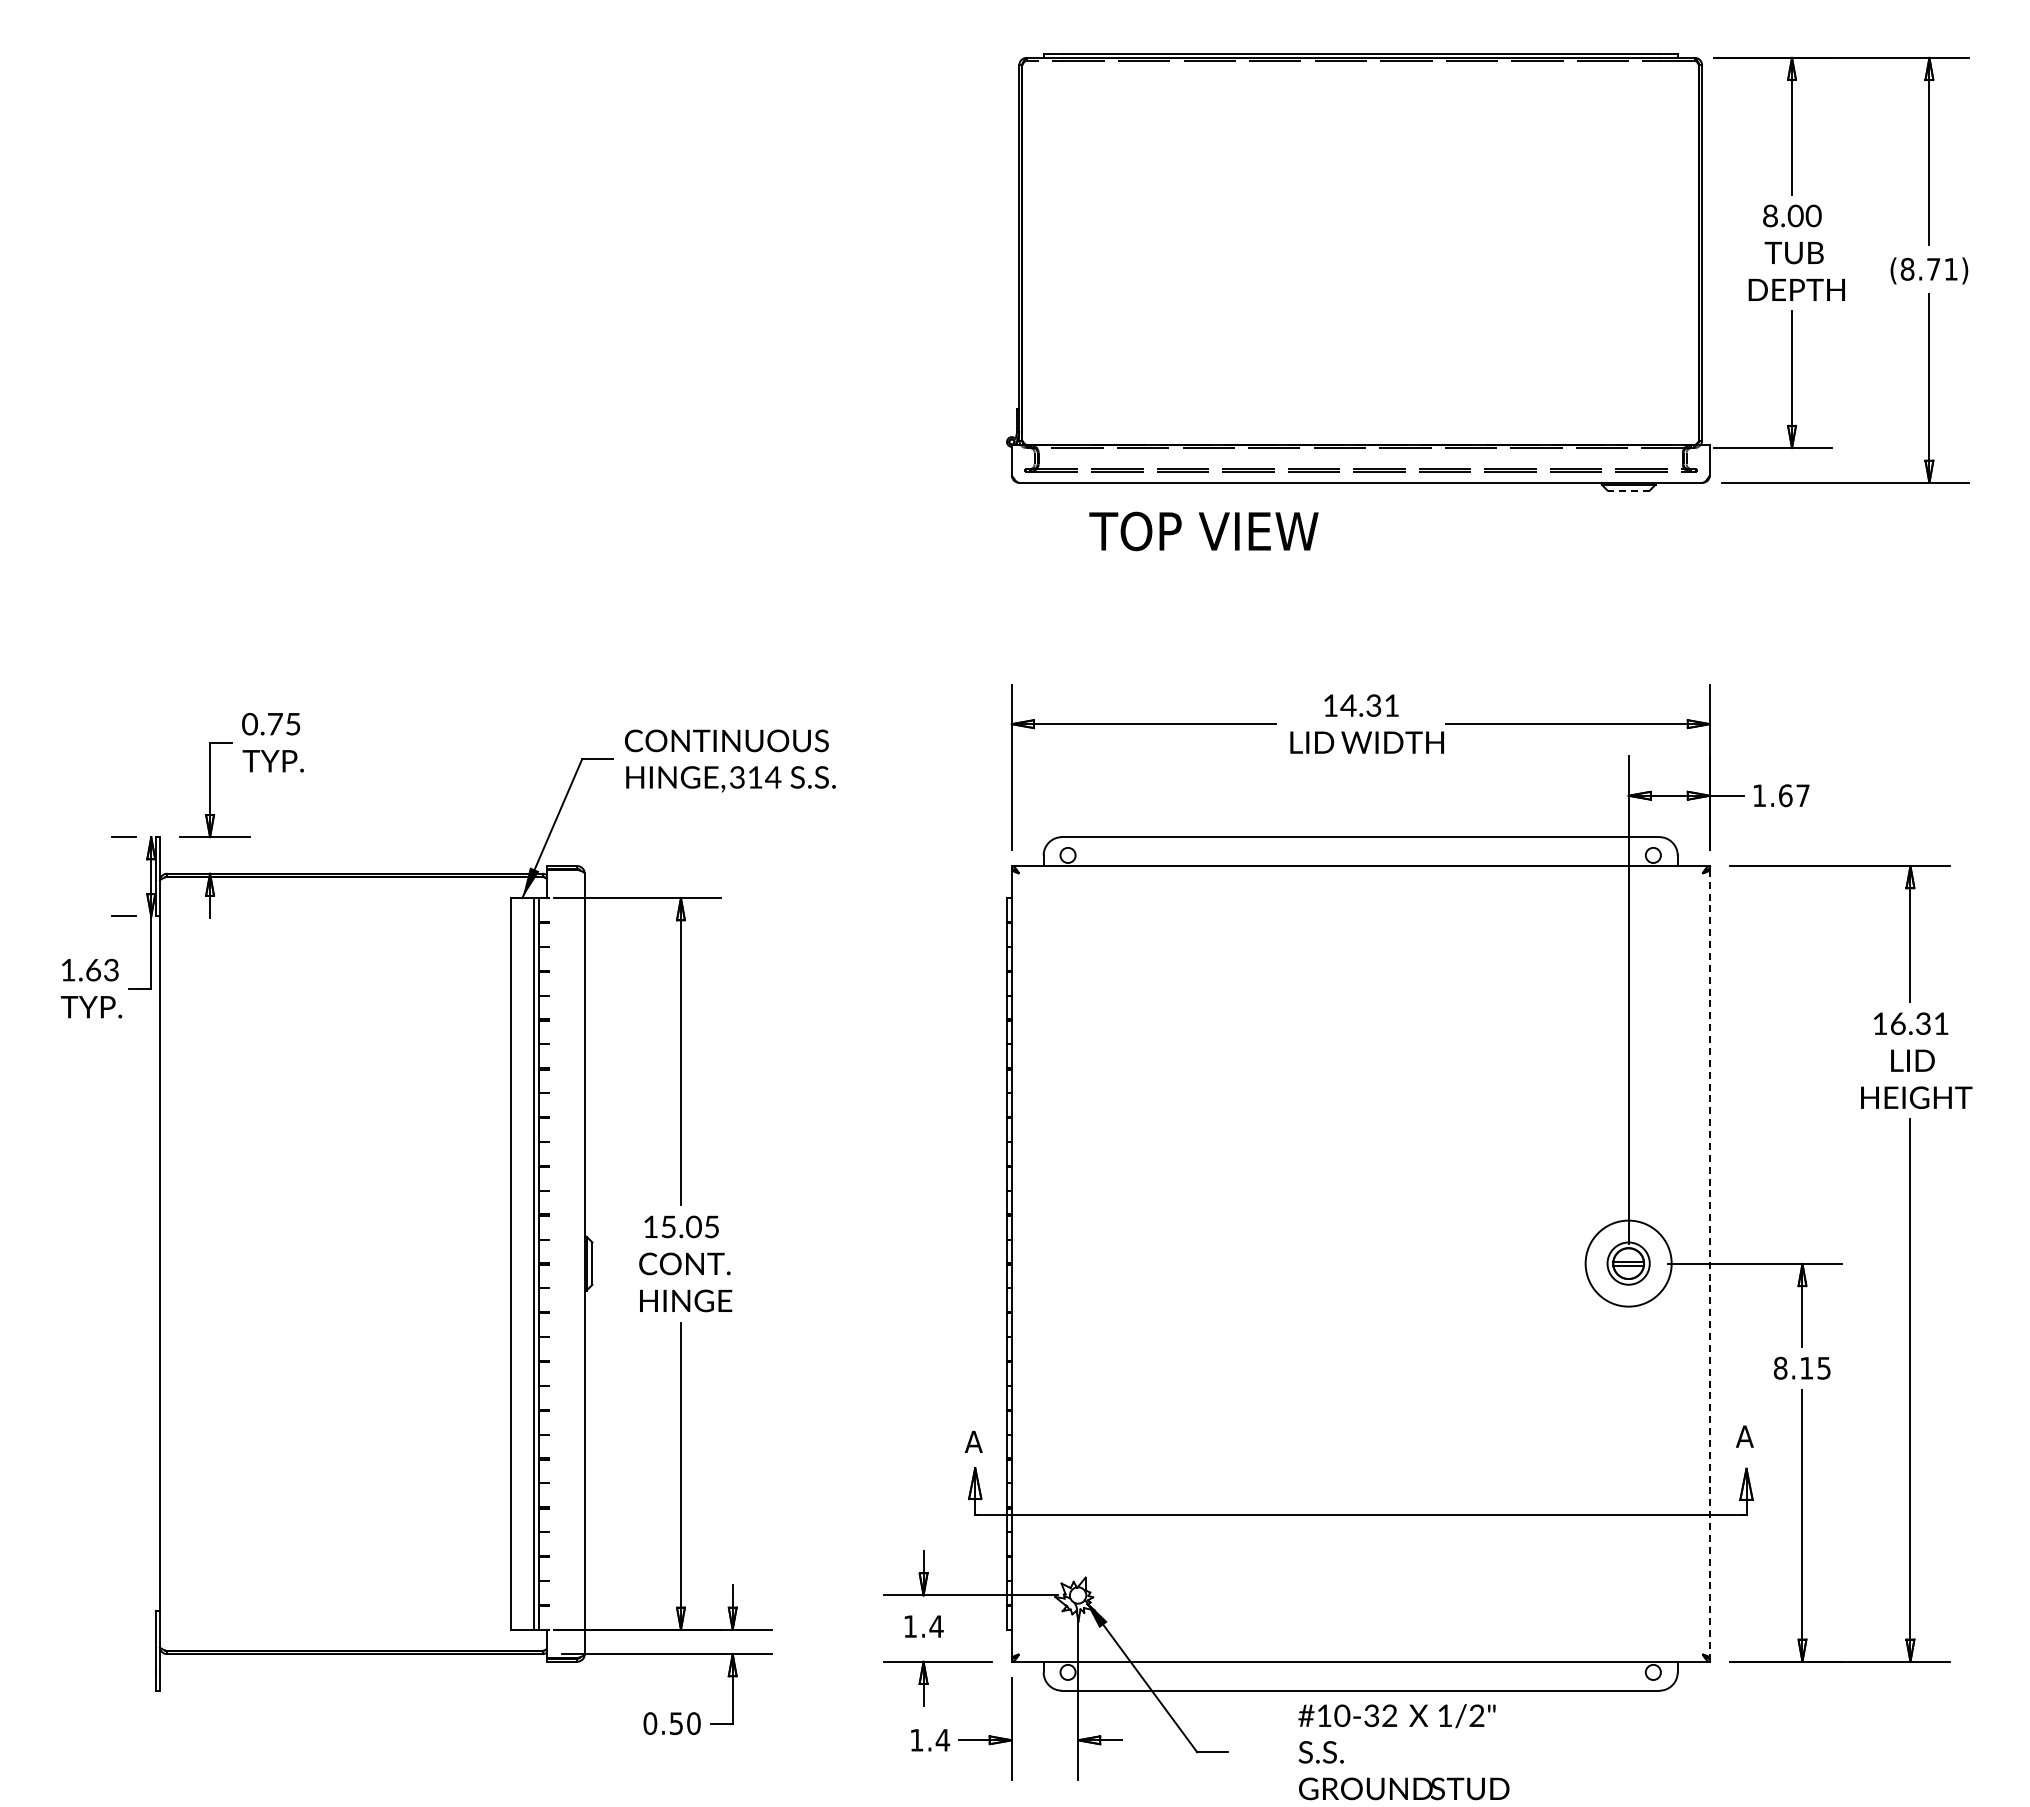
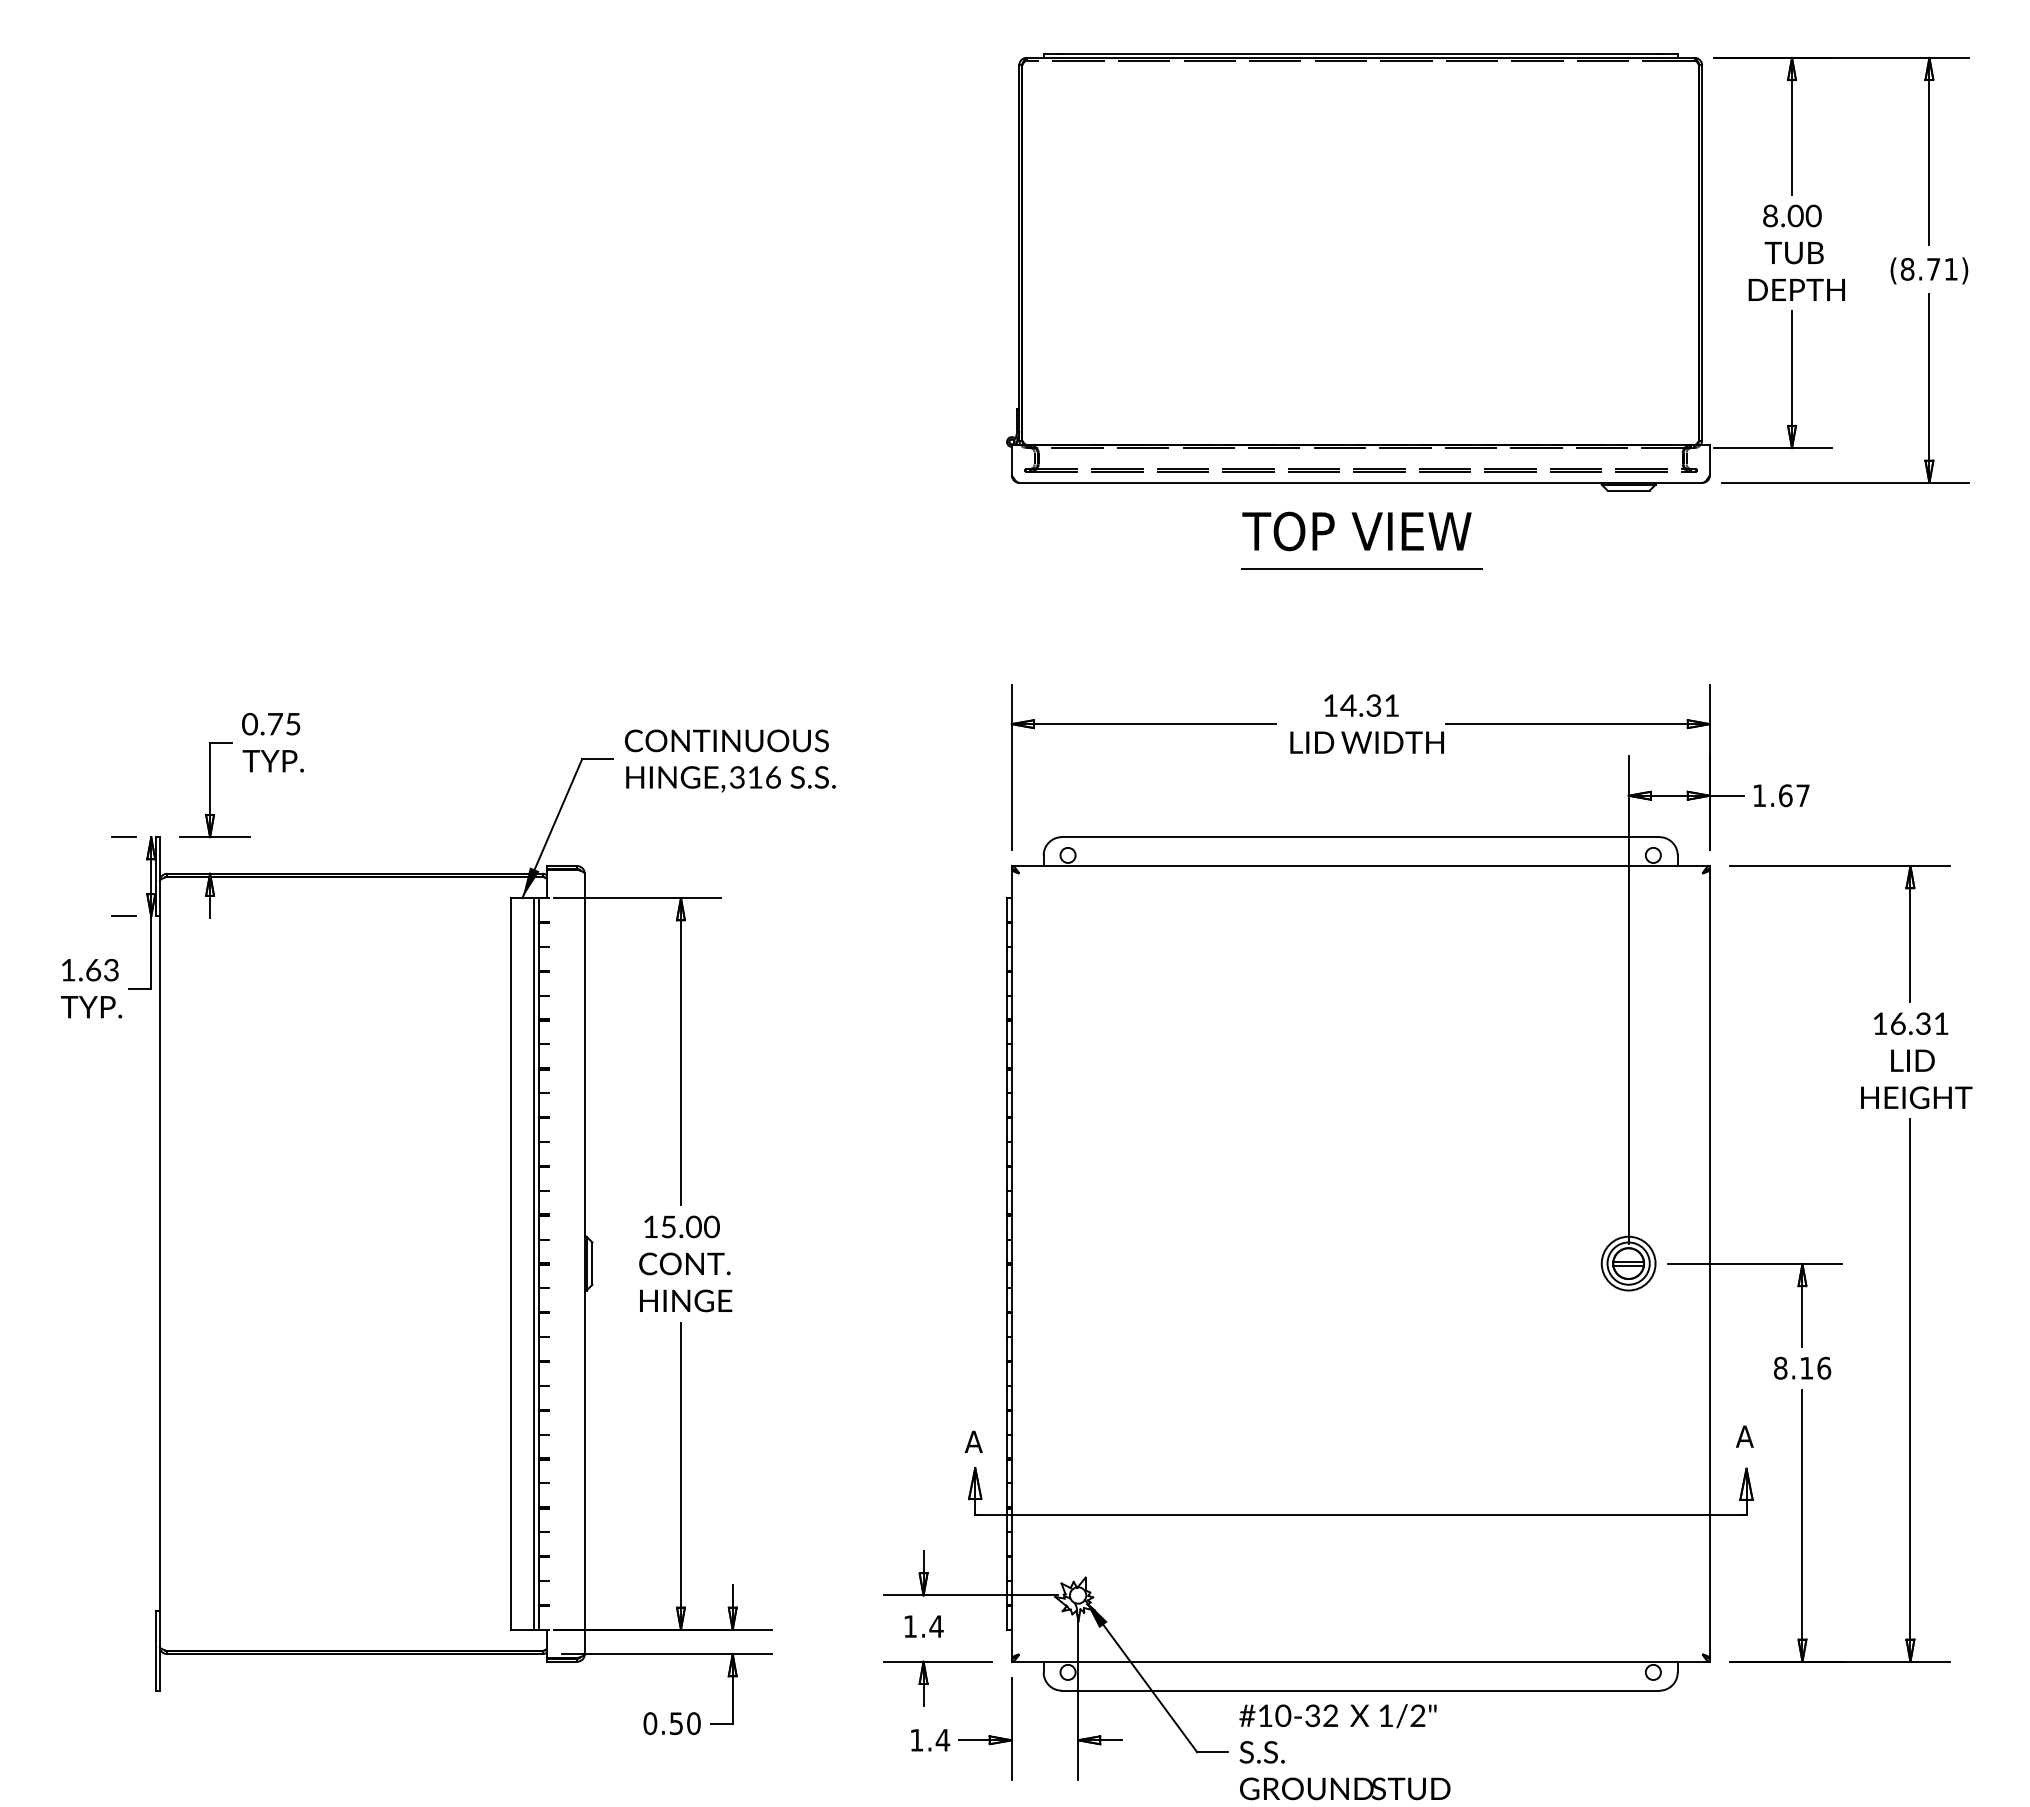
line: dashed -> solid (1628, 490)
text position: (1203, 531) -> (1356, 531) (1356, 531)
line: none -> present (1362, 569)
text: 314 -> 316 (772, 777)
text: 15.05 -> 15.00 (711, 1226)
circle diameter: 86 px -> 54 px (1628, 1263)
line: dashed -> solid (1709, 1264)
text: 8.15 -> 8.16 (1824, 1367)
text position: (1403, 1752) -> (1344, 1752) (1344, 1752)
